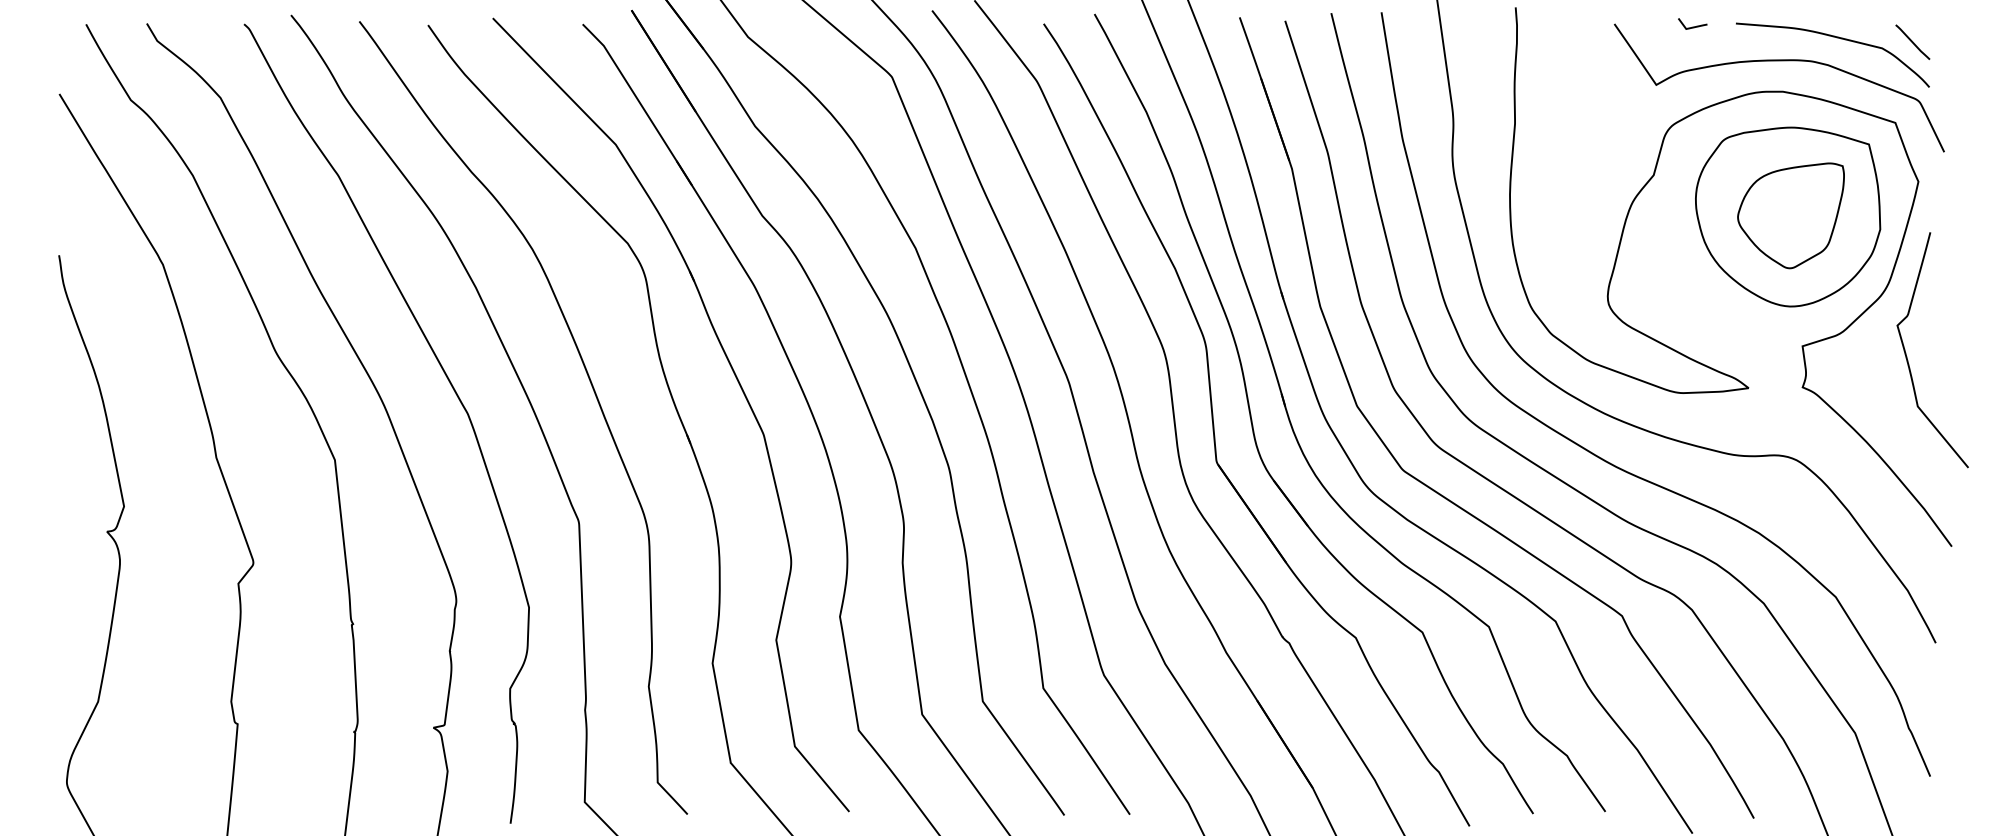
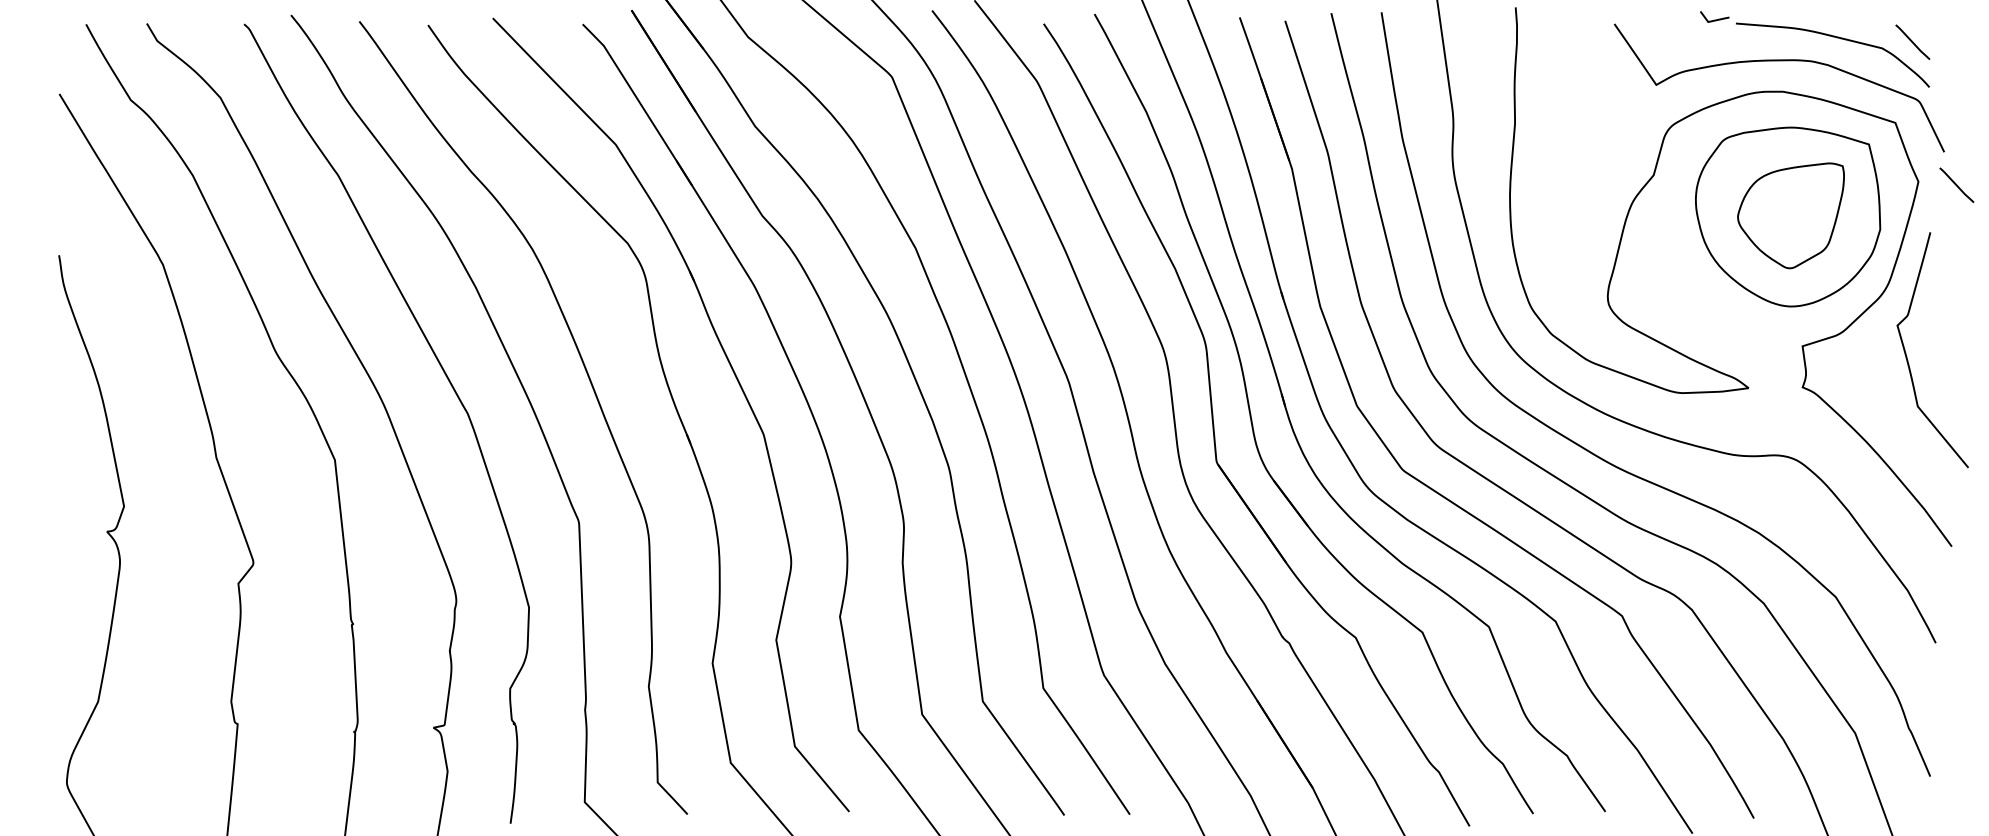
line position: (1692, 26) -> (1714, 19) (1714, 19)
line: none -> present (1956, 184)
